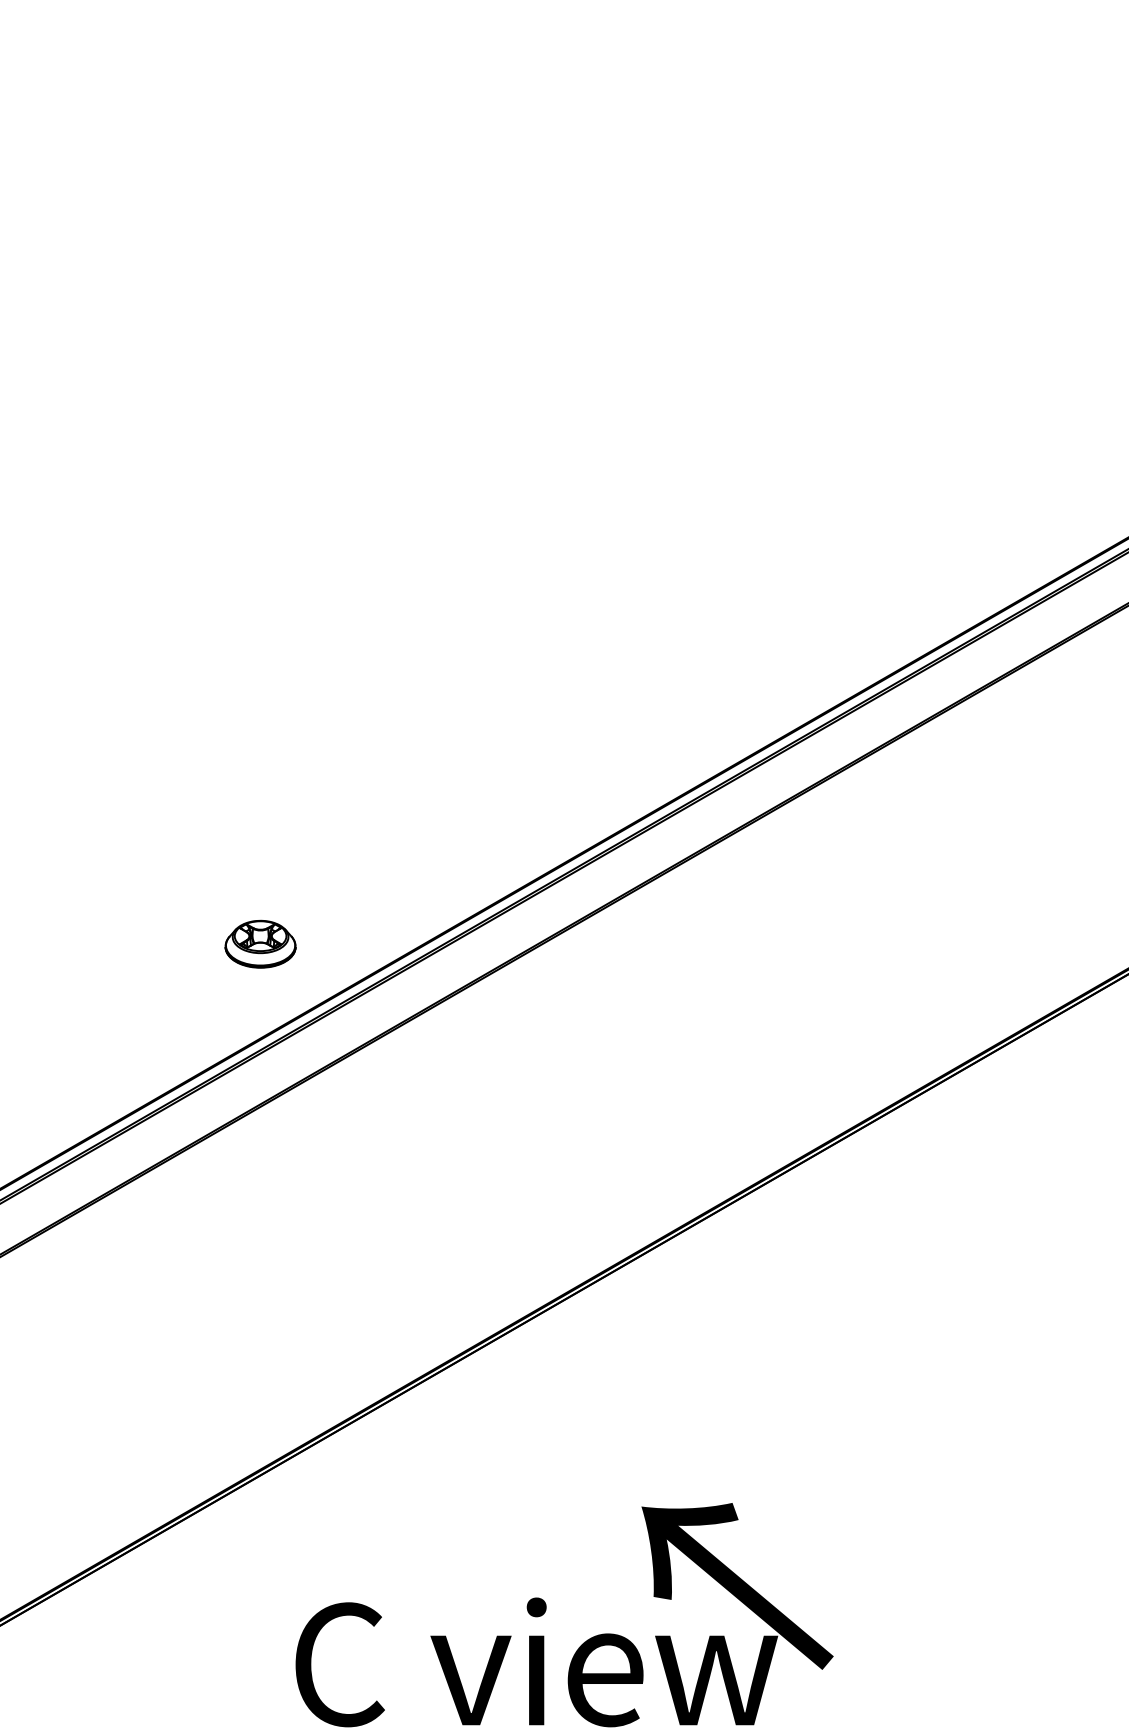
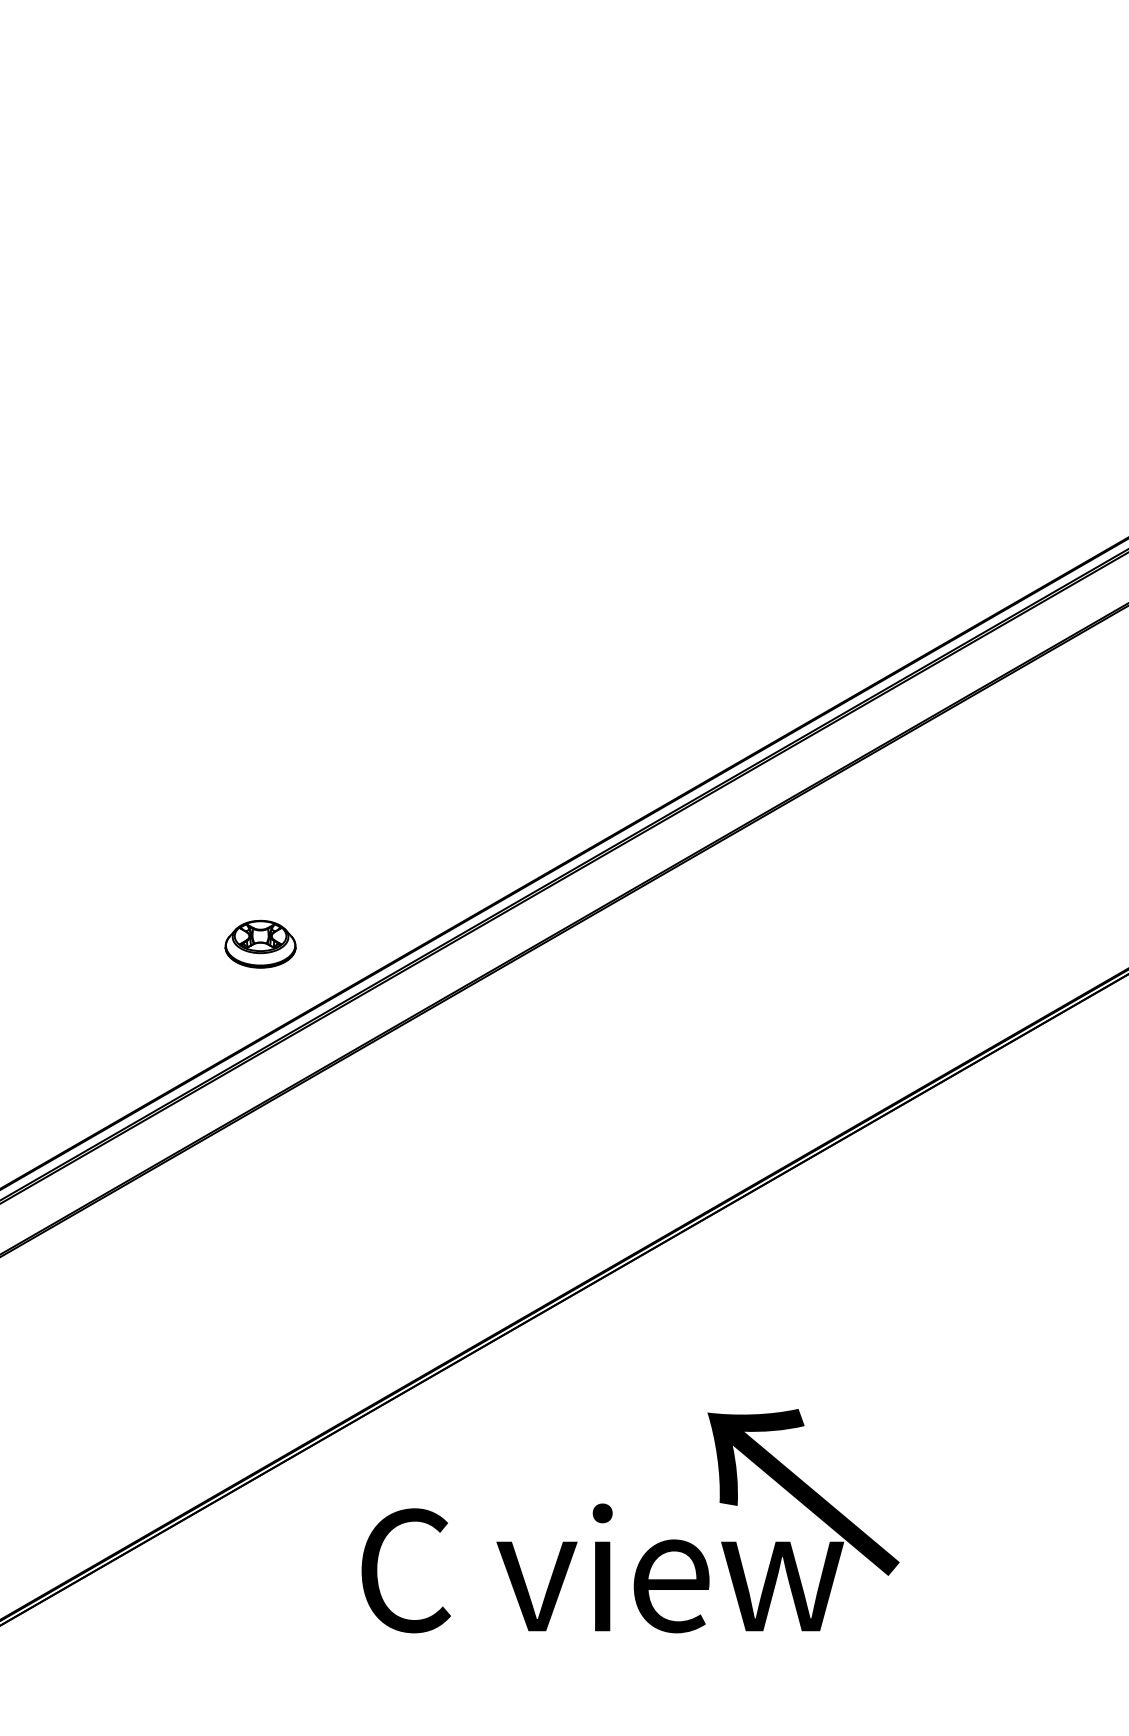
text position: (564, 1615) -> (630, 1521) (630, 1521)
